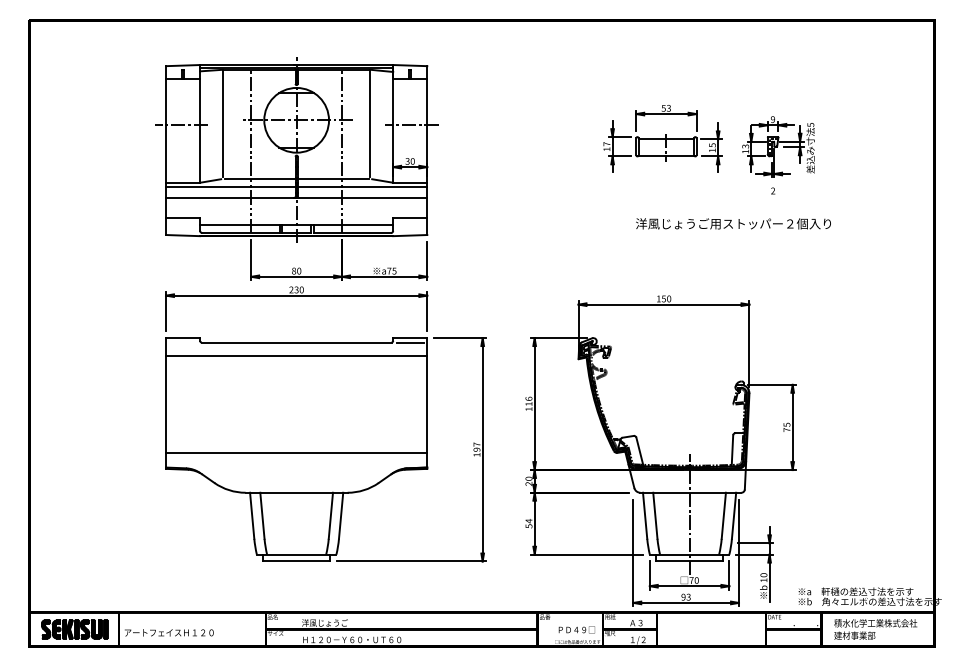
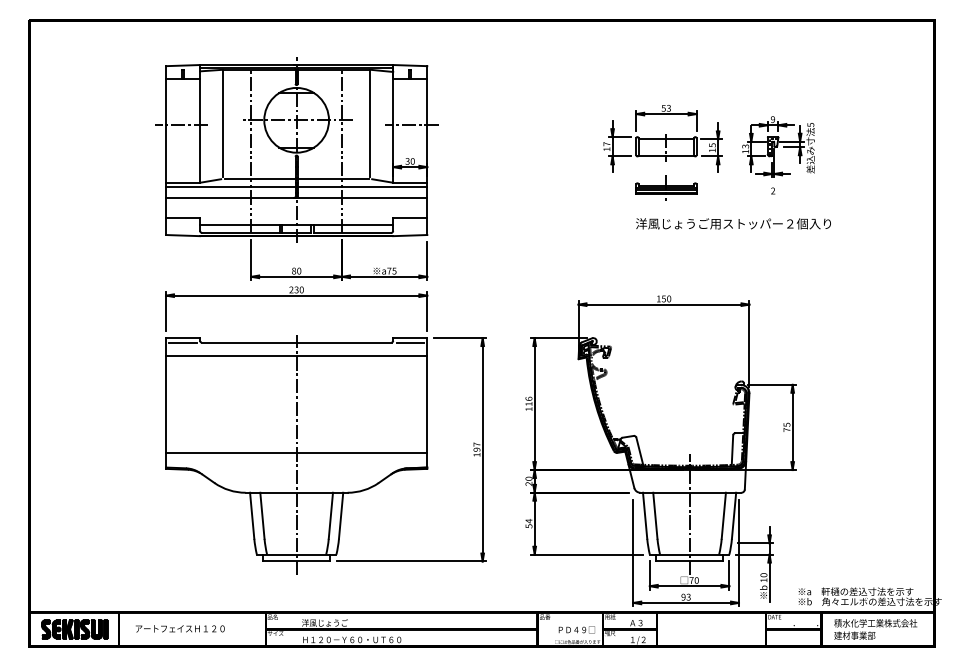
part: none -> present (666, 187)
line: none -> present (182, 343)
line: none -> present (296, 454)
text position: (169, 632) -> (180, 628) (180, 628)
